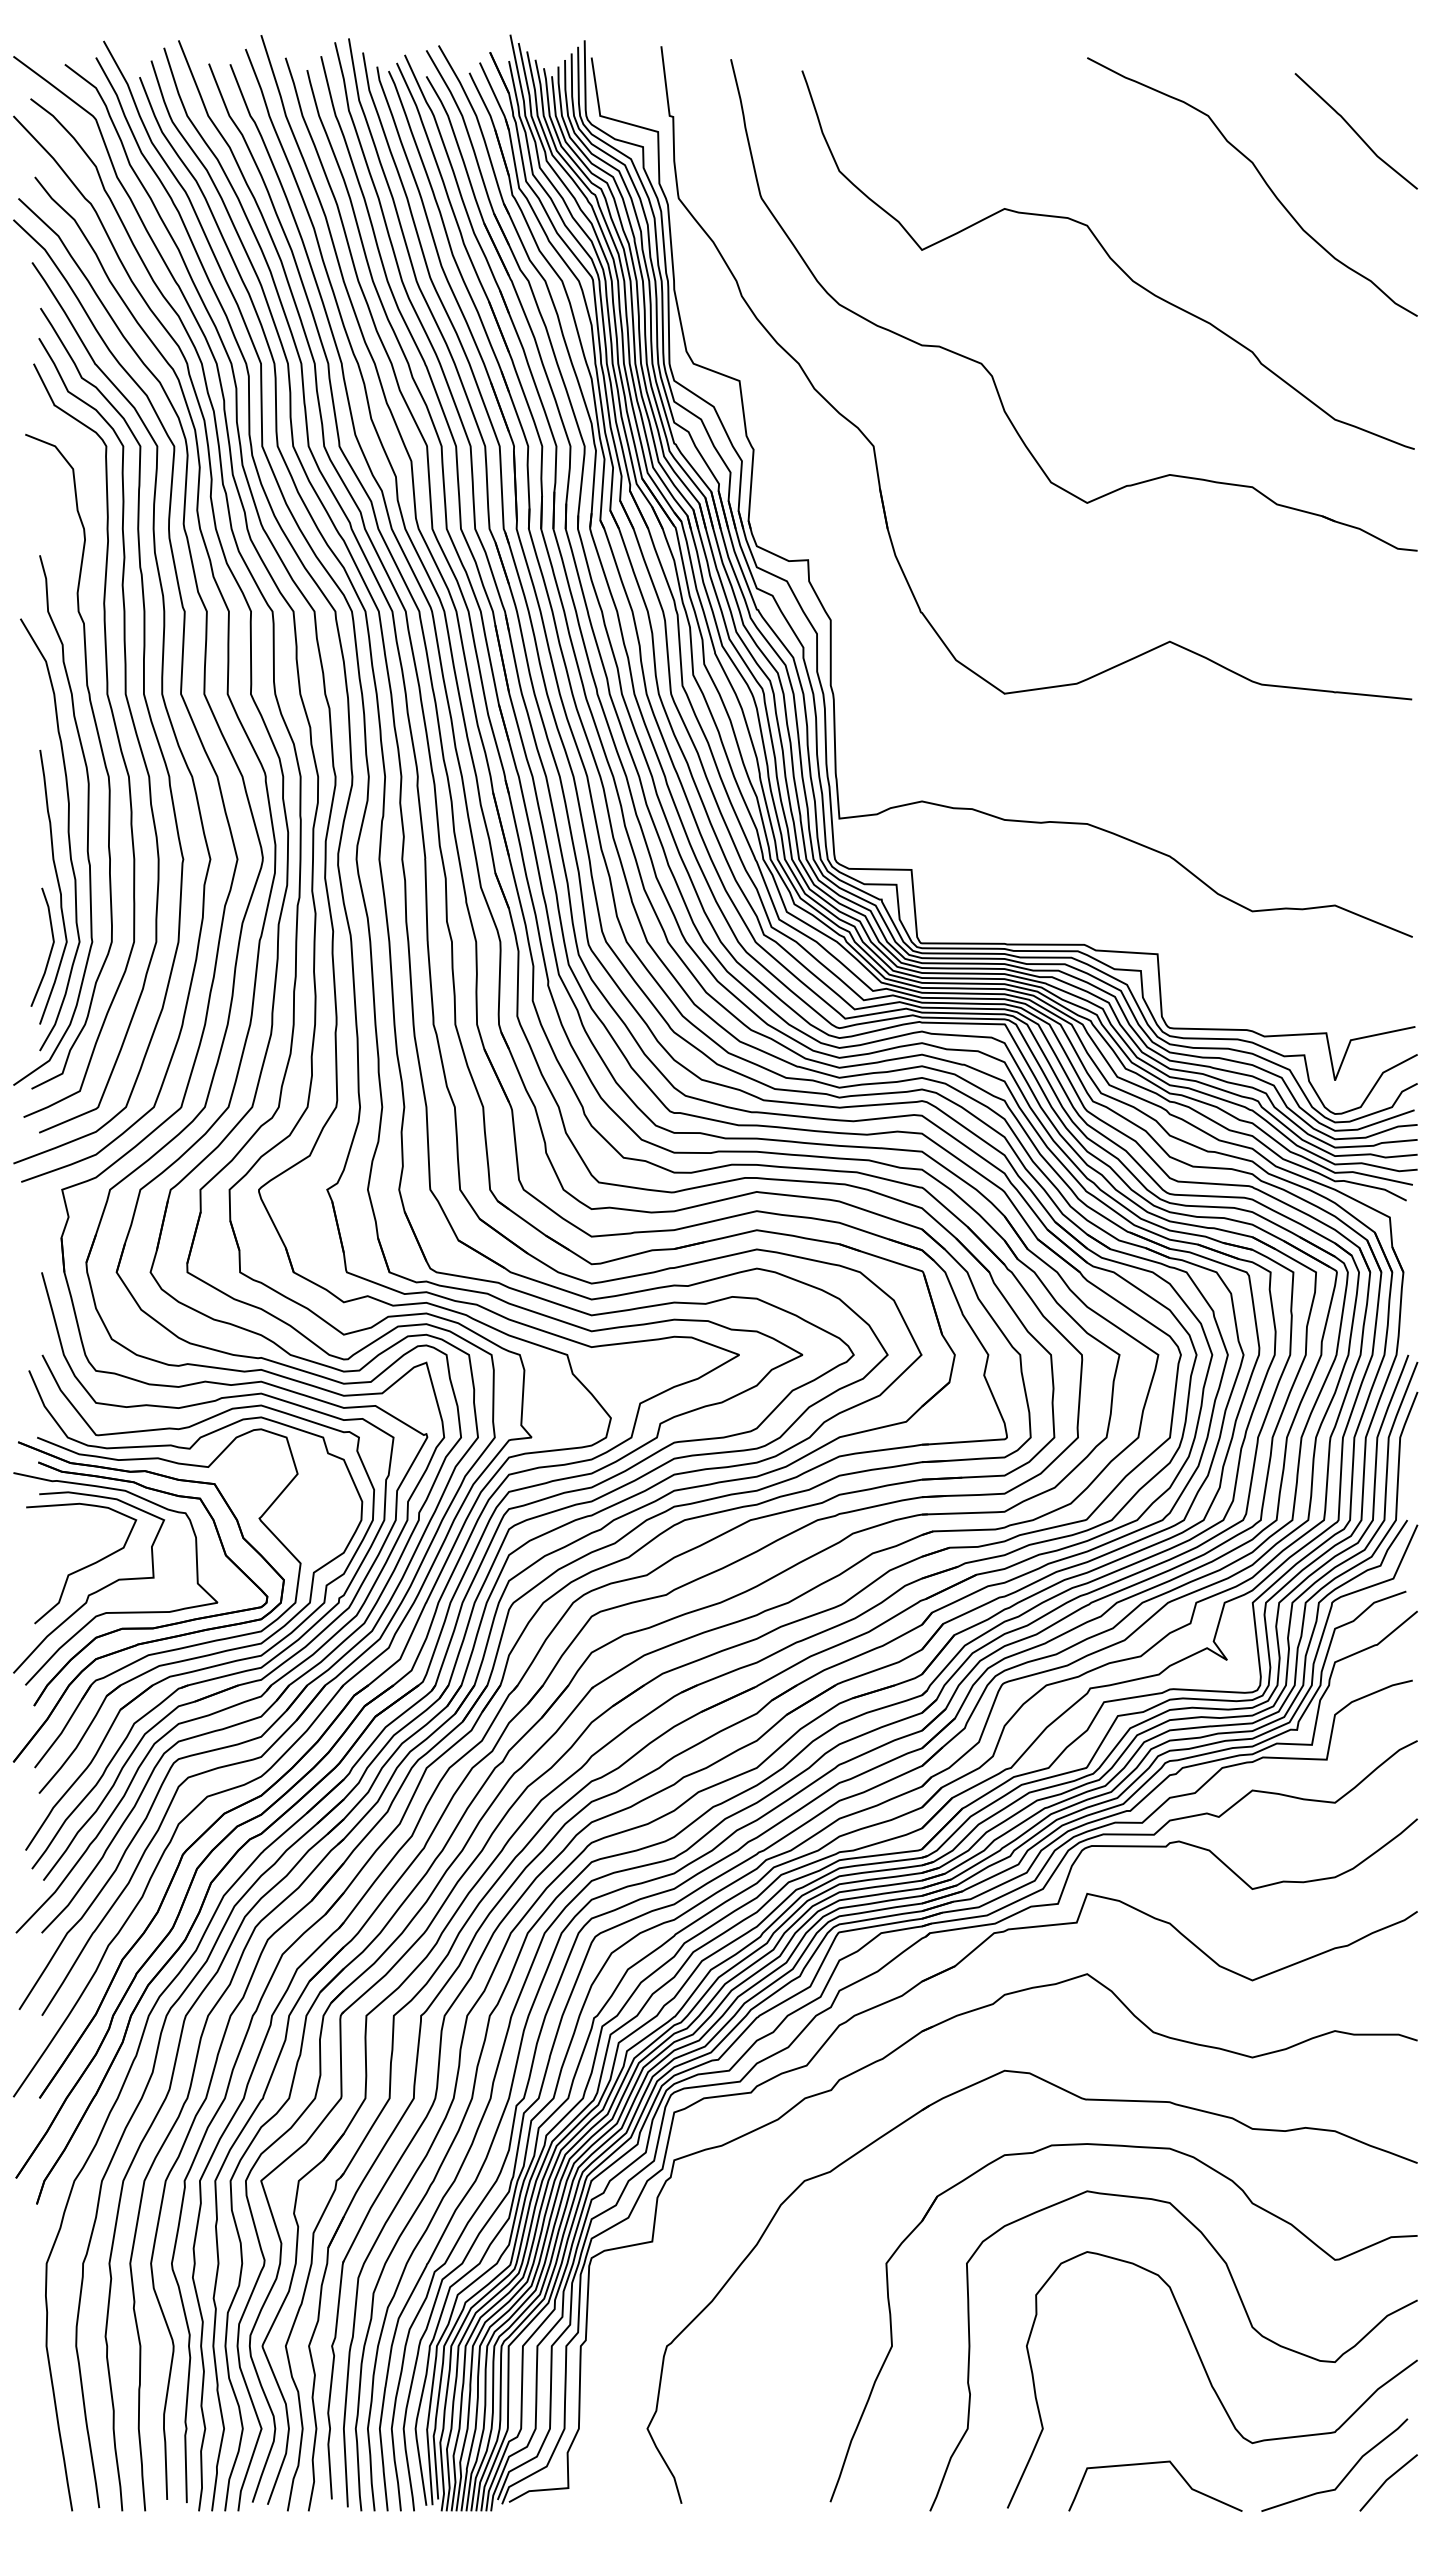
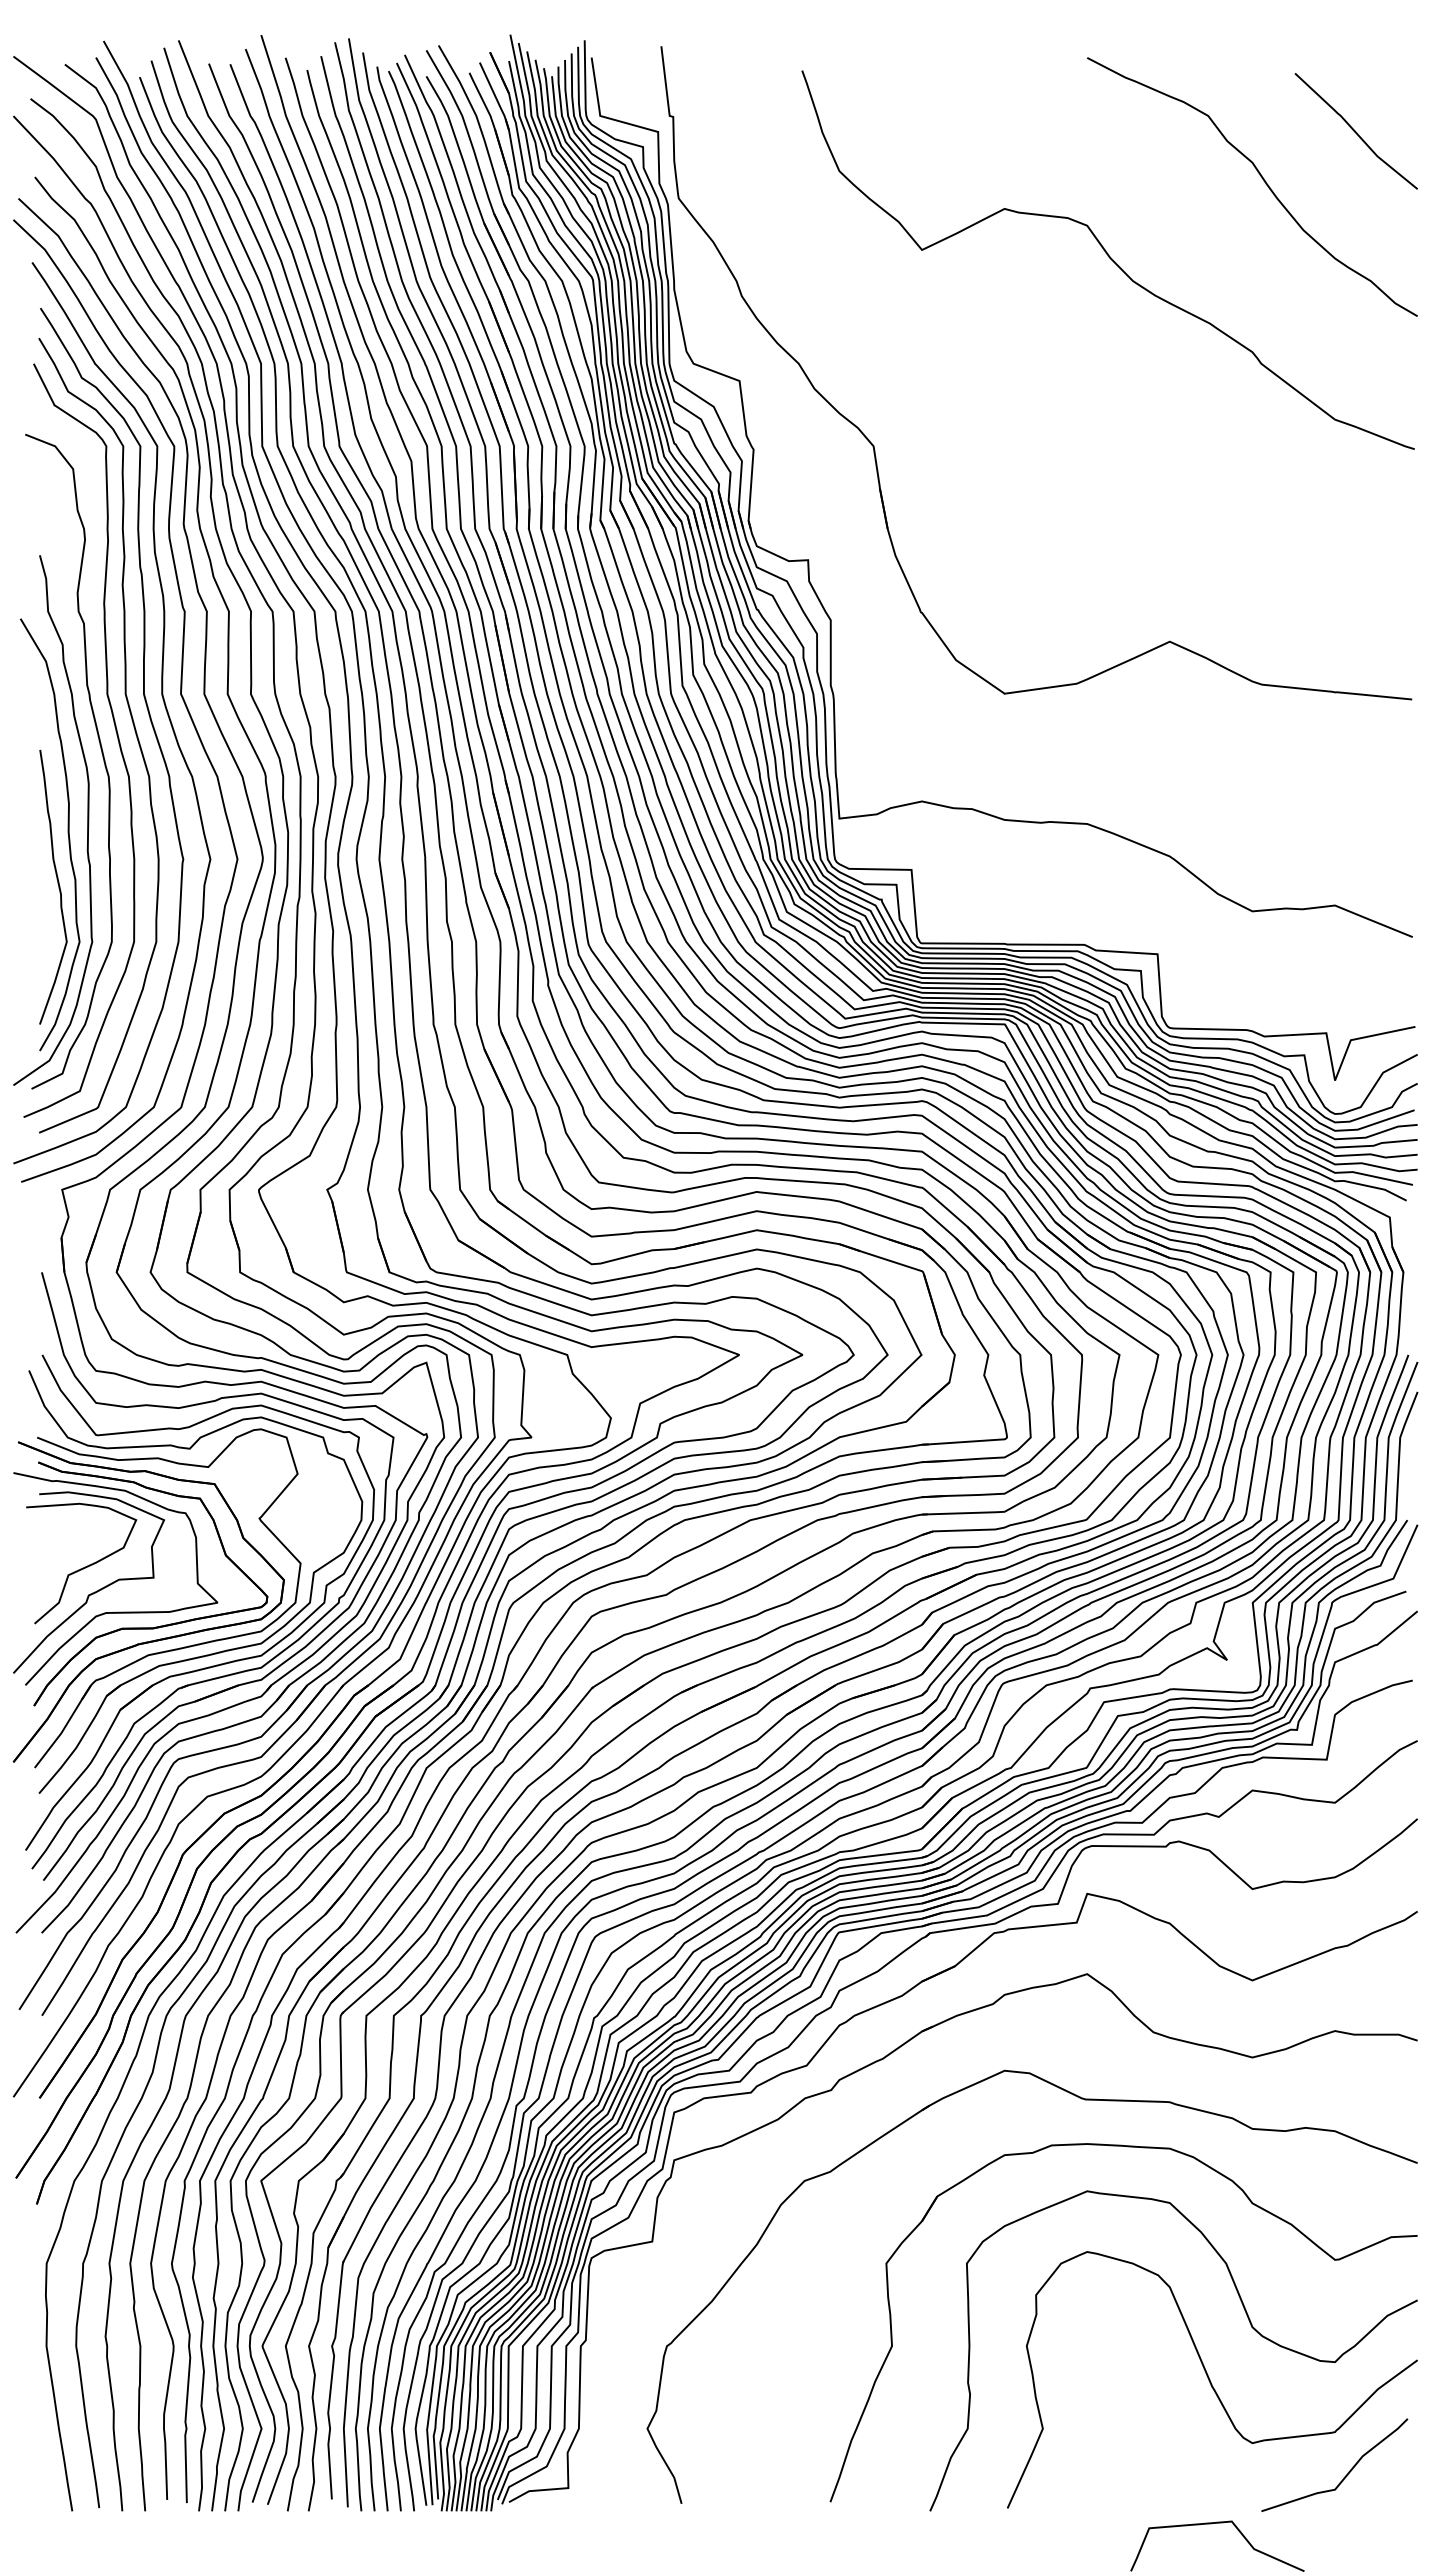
part: present -> none (991, 373)
line: present -> none (50, 949)
curve position: (1149, 2464) -> (1211, 2524) (1211, 2524)
line: present -> none (1387, 2480)
